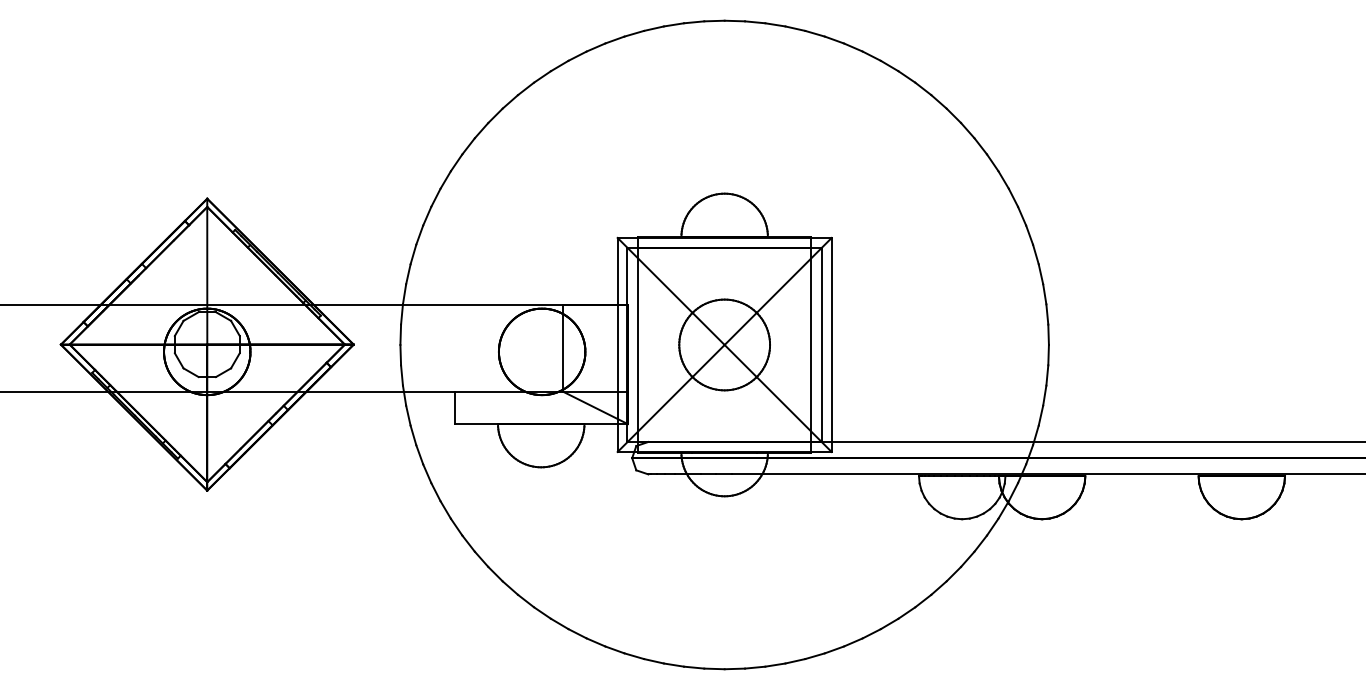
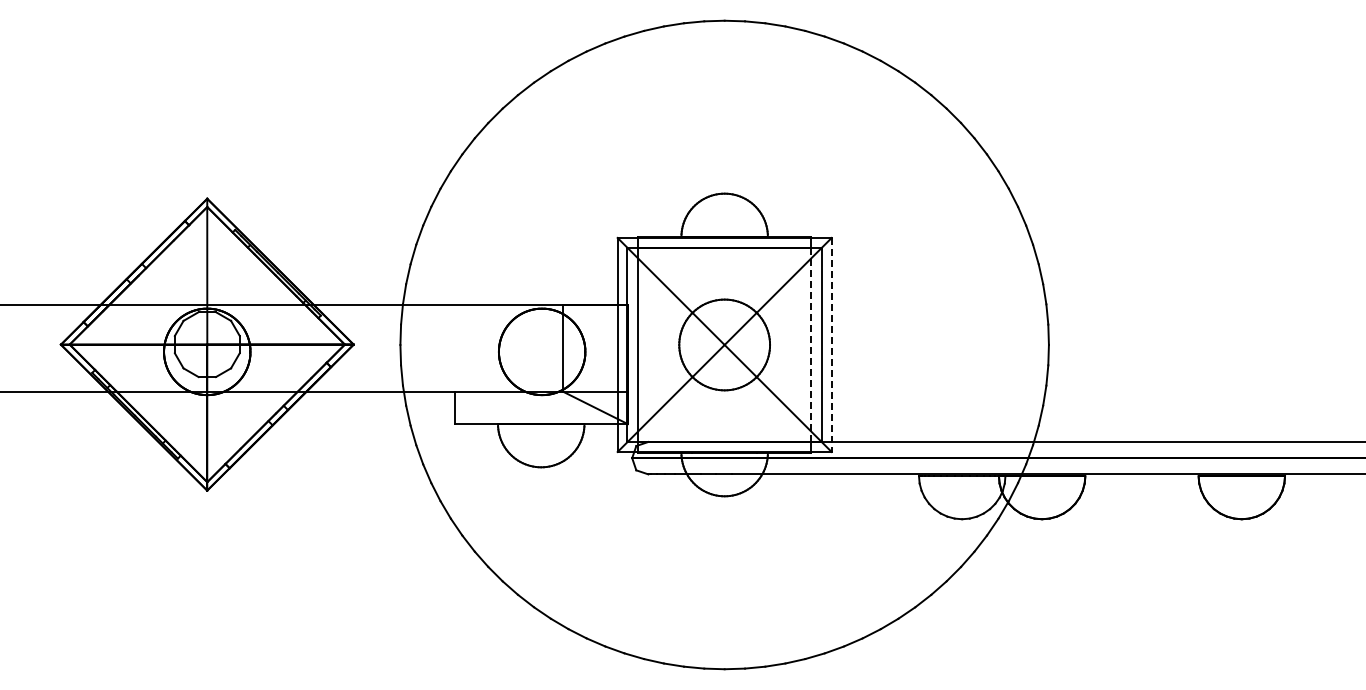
line: solid -> dashed (811, 344)
line: solid -> dashed (831, 344)
